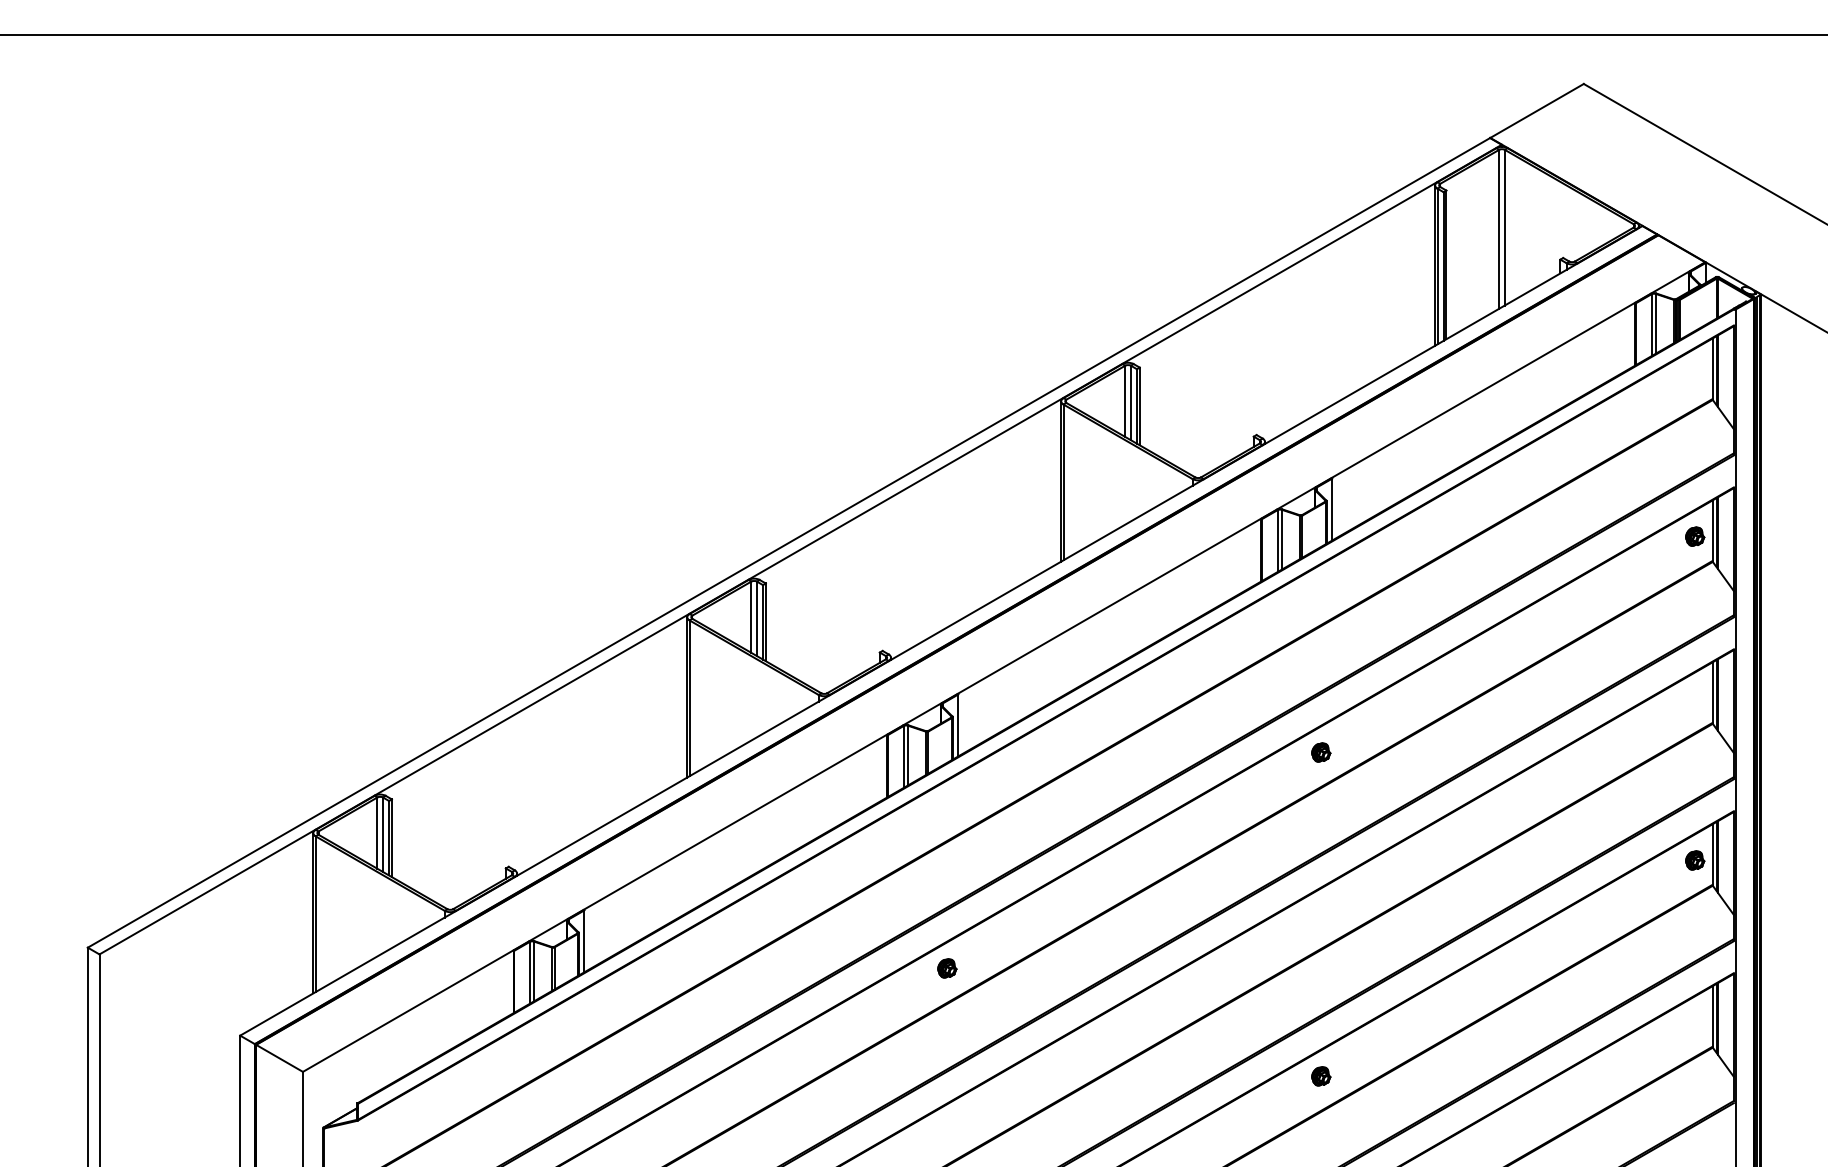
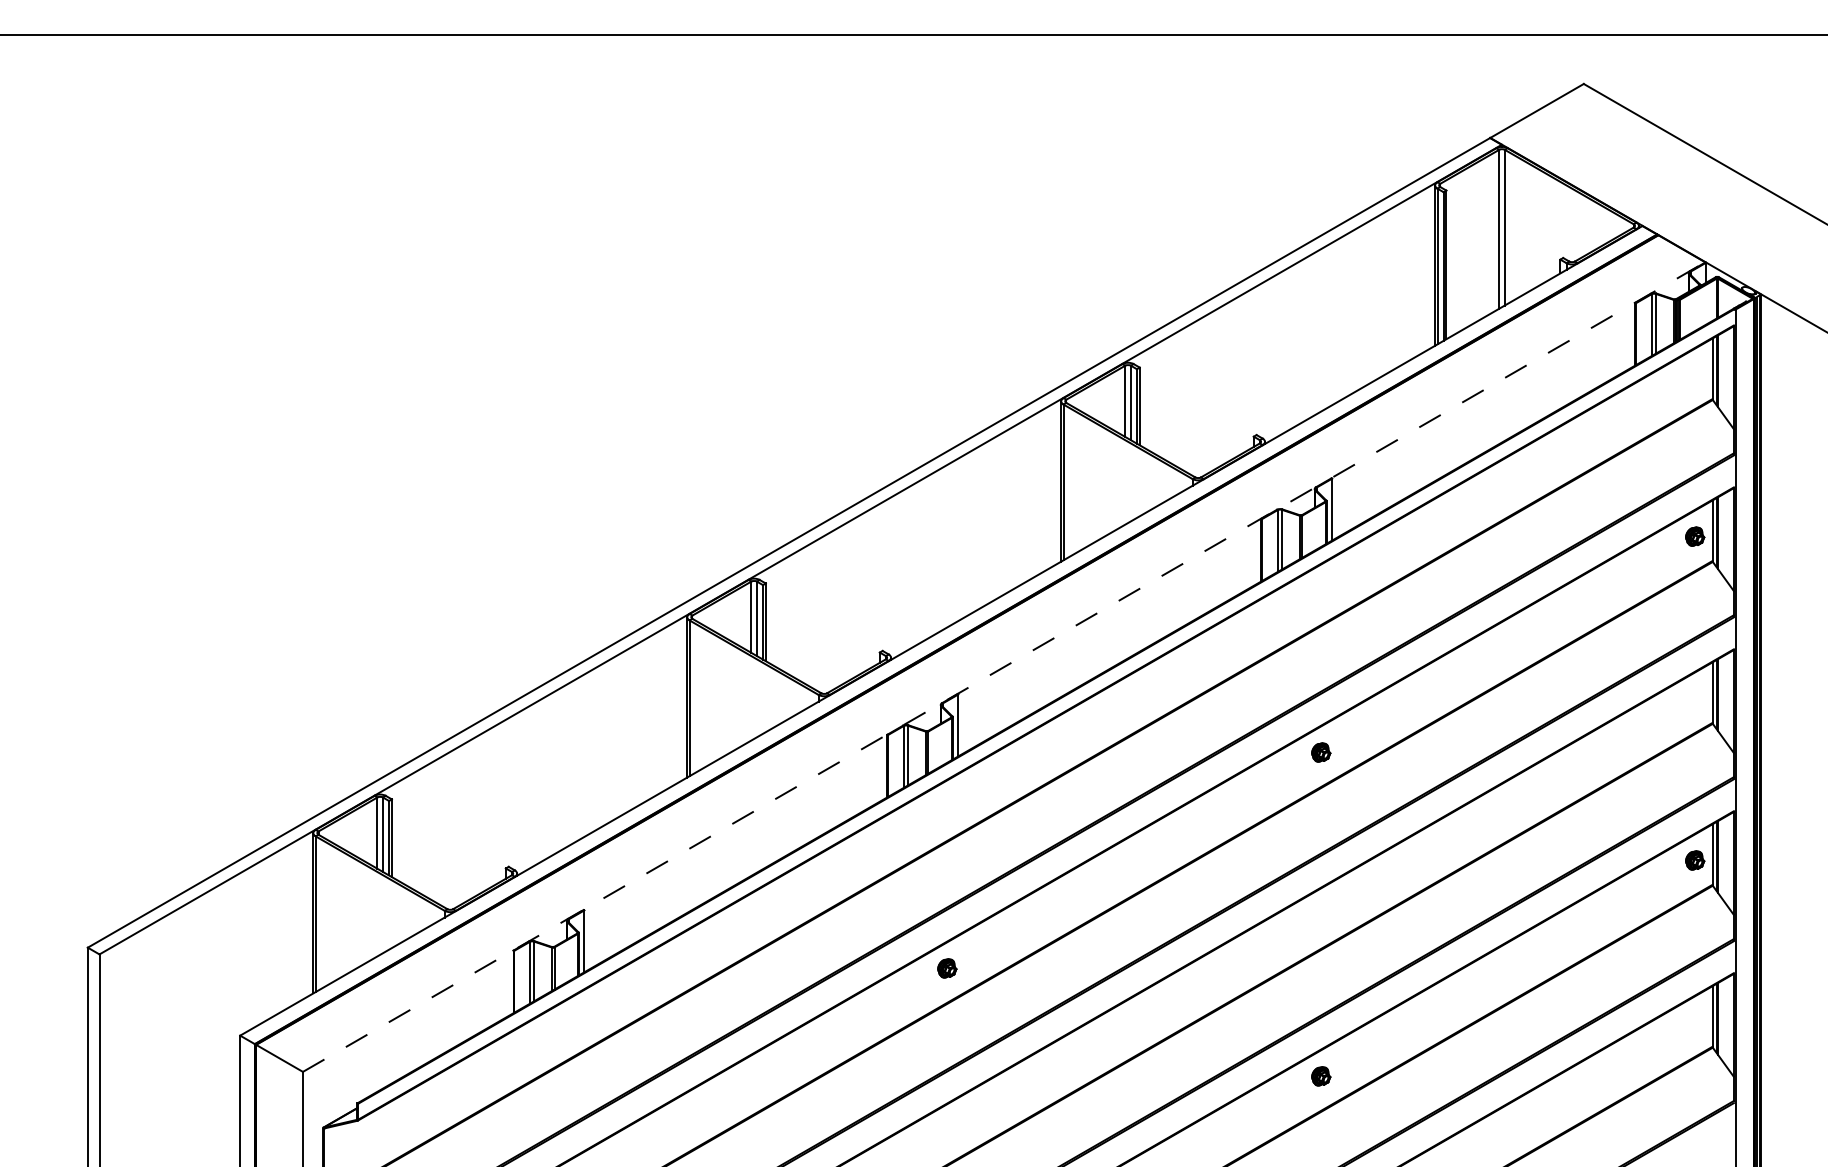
line: solid -> dashed (1004, 667)
